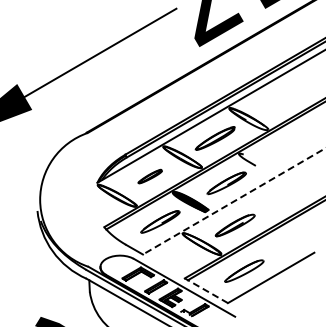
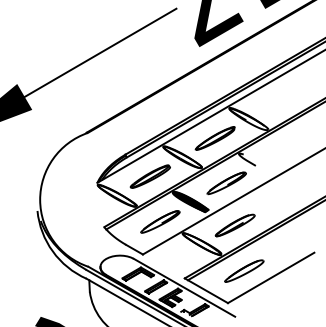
part size: 26x17 px -> 42x25 px (149, 176)
line: dashed -> solid (233, 201)
line: dashed -> solid (206, 290)
